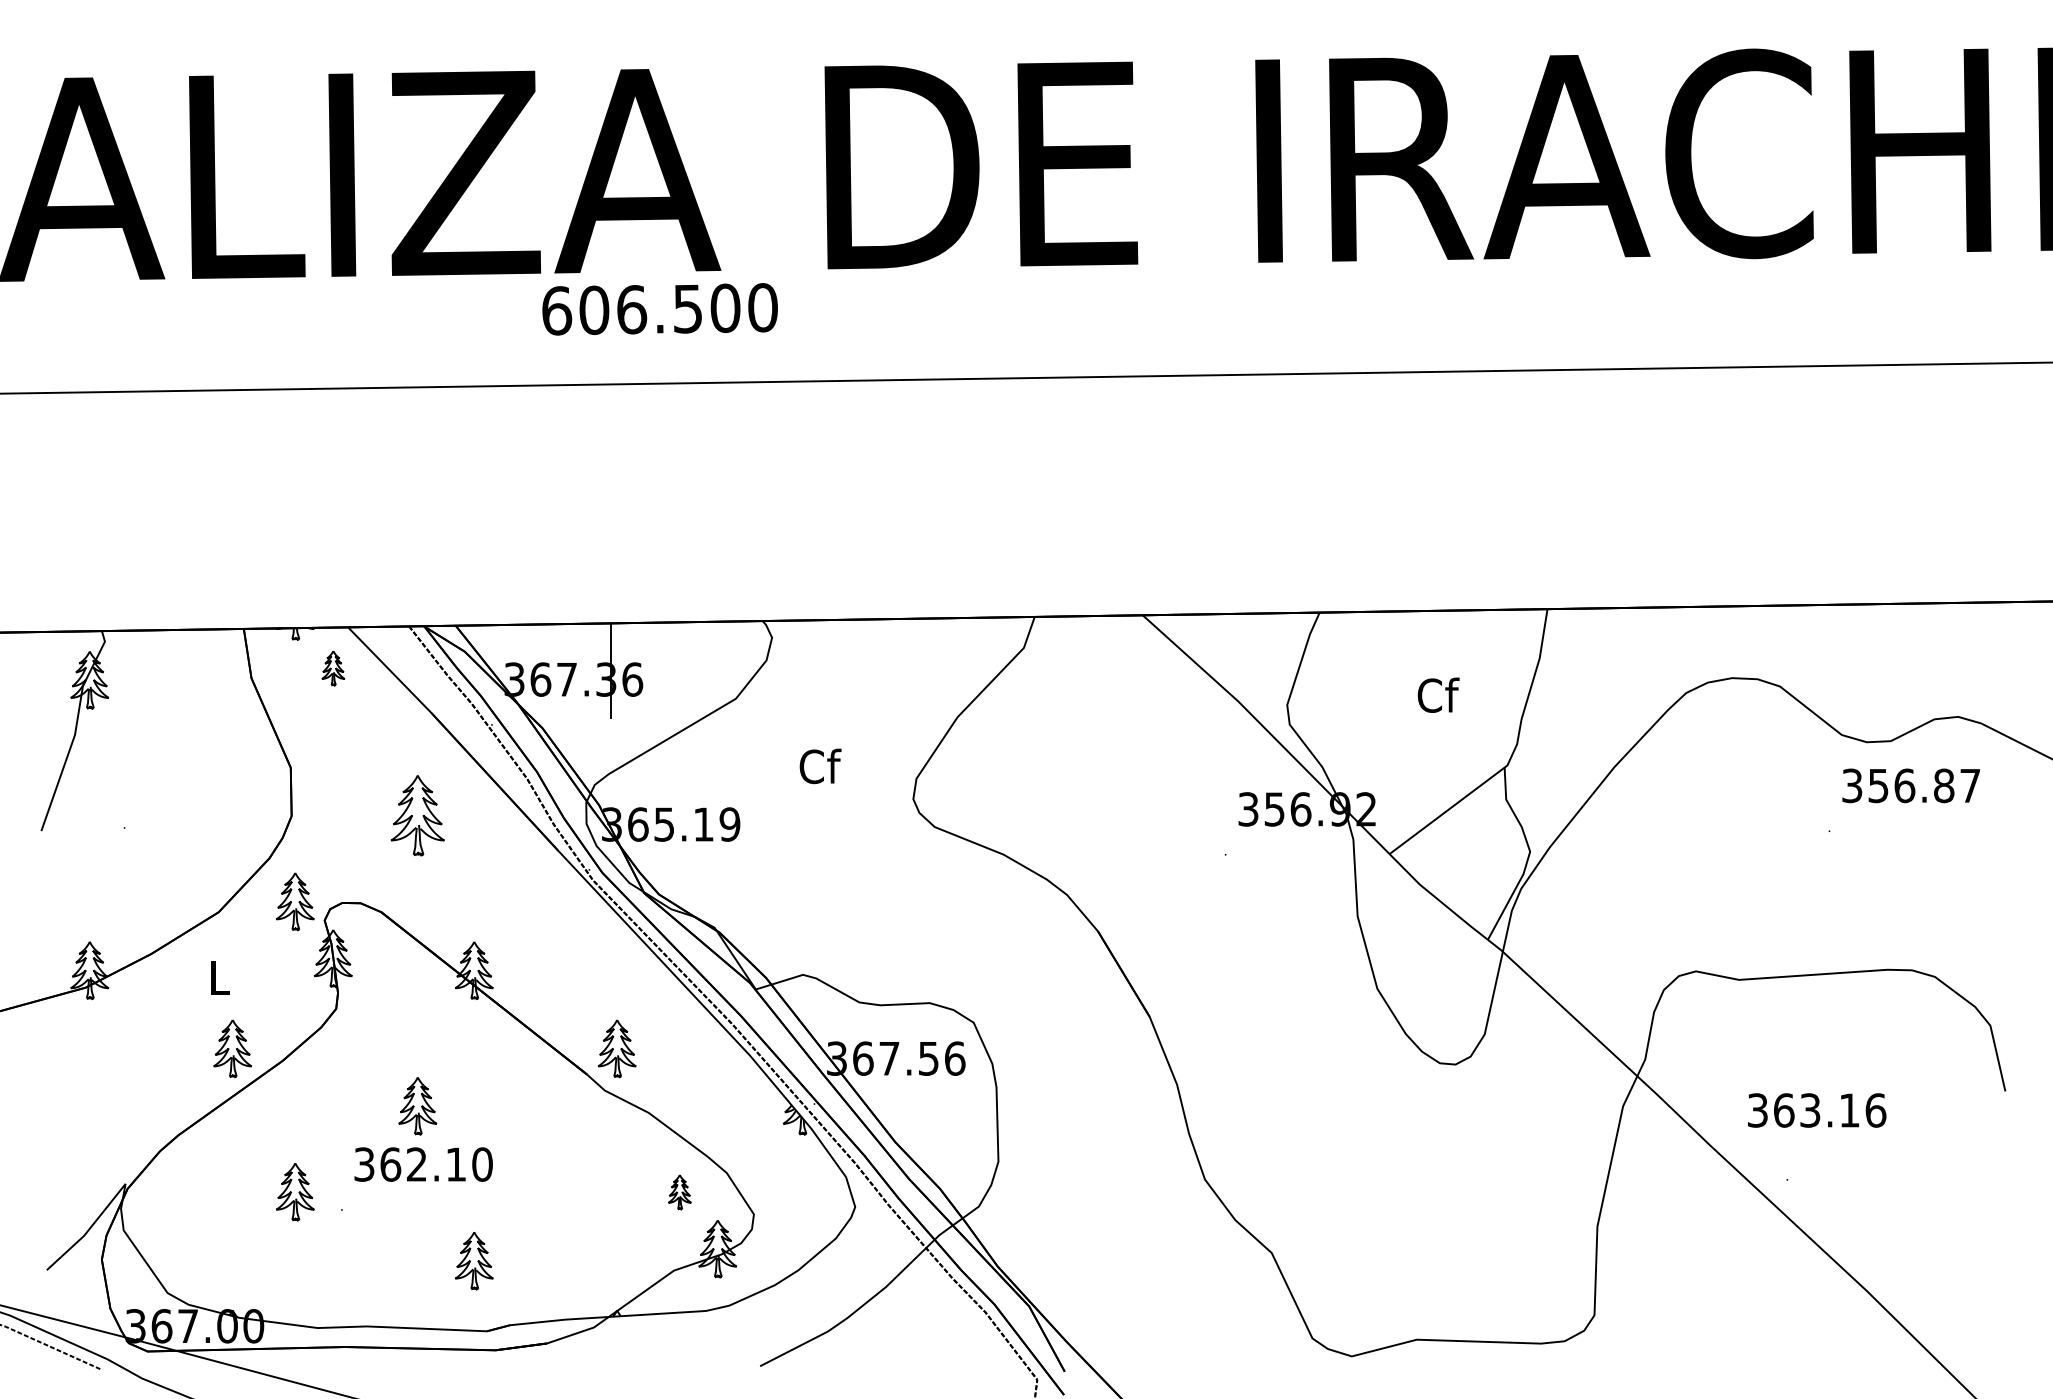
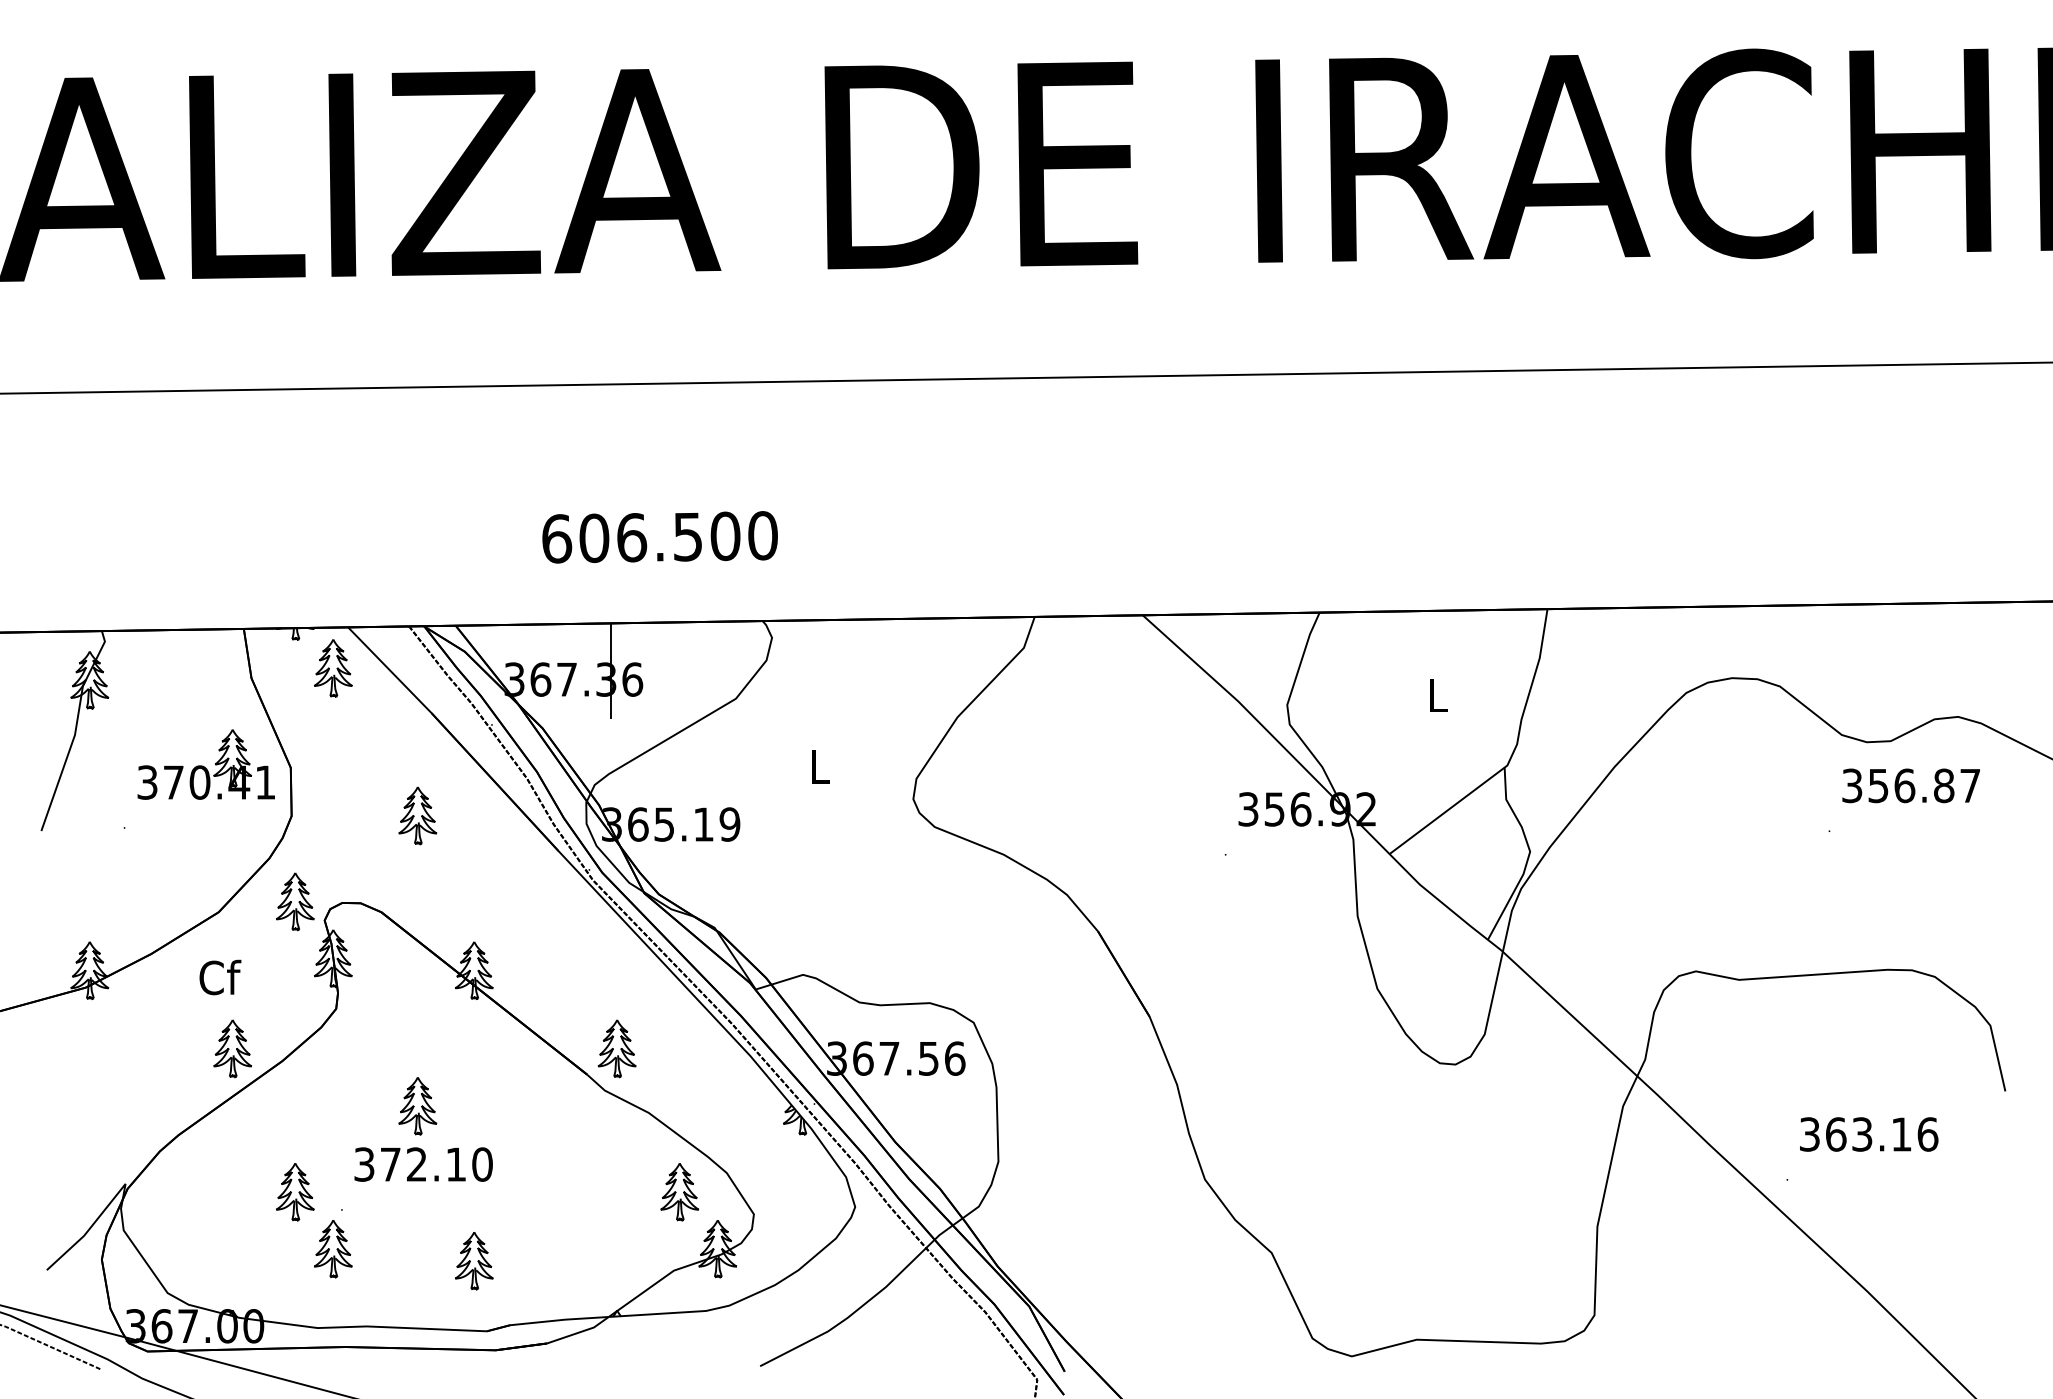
text position: (659, 309) -> (659, 537) (659, 537)
part size: 25x37 px -> 39x59 px (333, 668)
text: Cf -> L (1438, 694)
part: none -> present (205, 764)
text: Cf -> L (820, 766)
part size: 55x82 px -> 40x60 px (417, 815)
text: L -> Cf (220, 977)
text position: (1817, 1110) -> (1869, 1134) (1869, 1134)
text: 362.10 -> 372.10 (390, 1164)
part size: 24x37 px -> 40x59 px (679, 1192)
part: none -> present (333, 1249)
